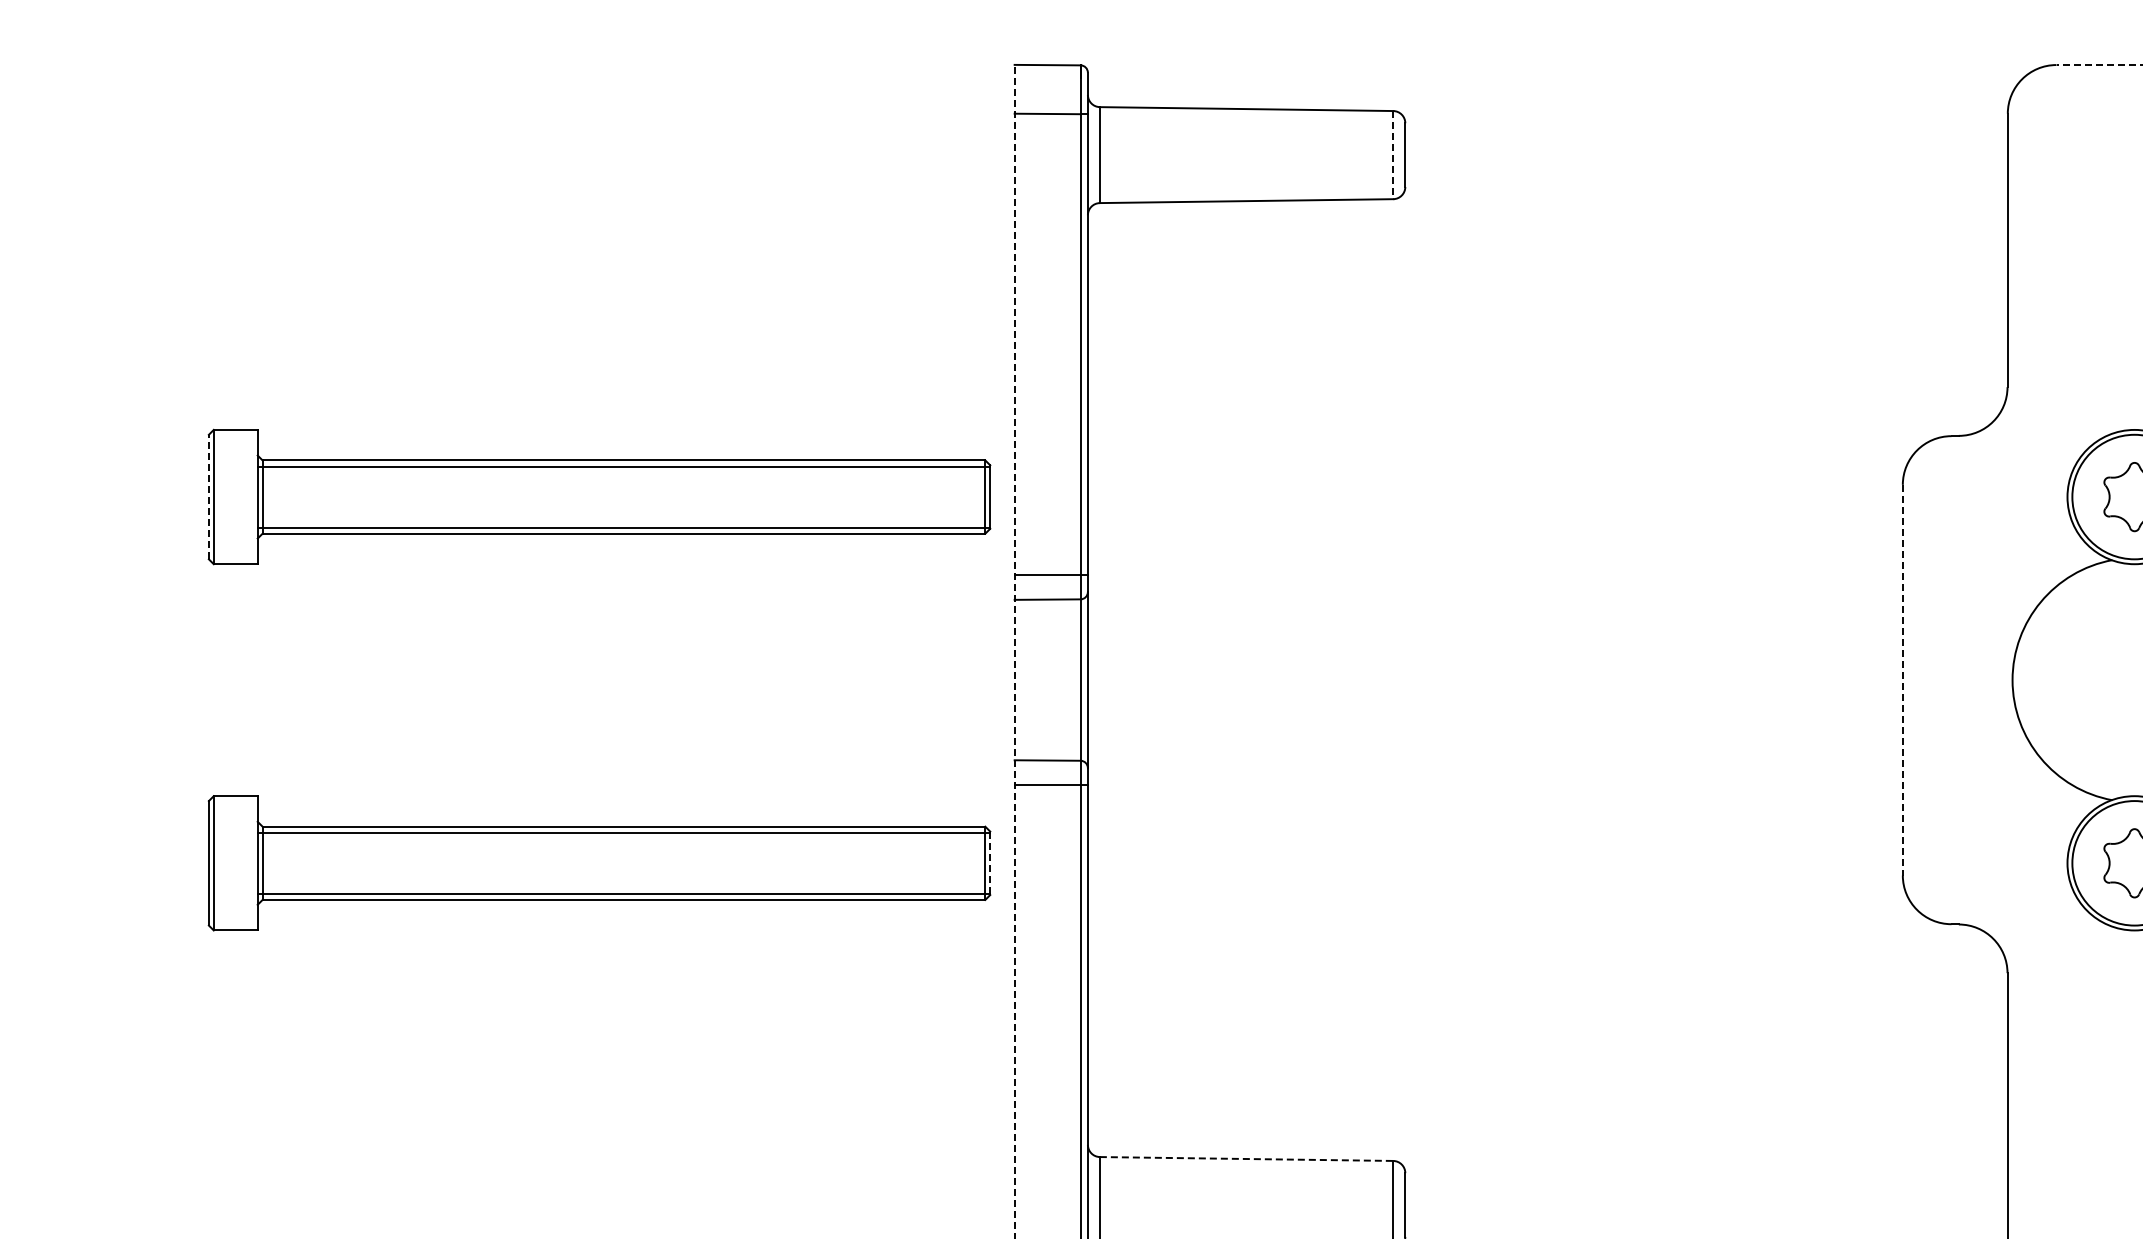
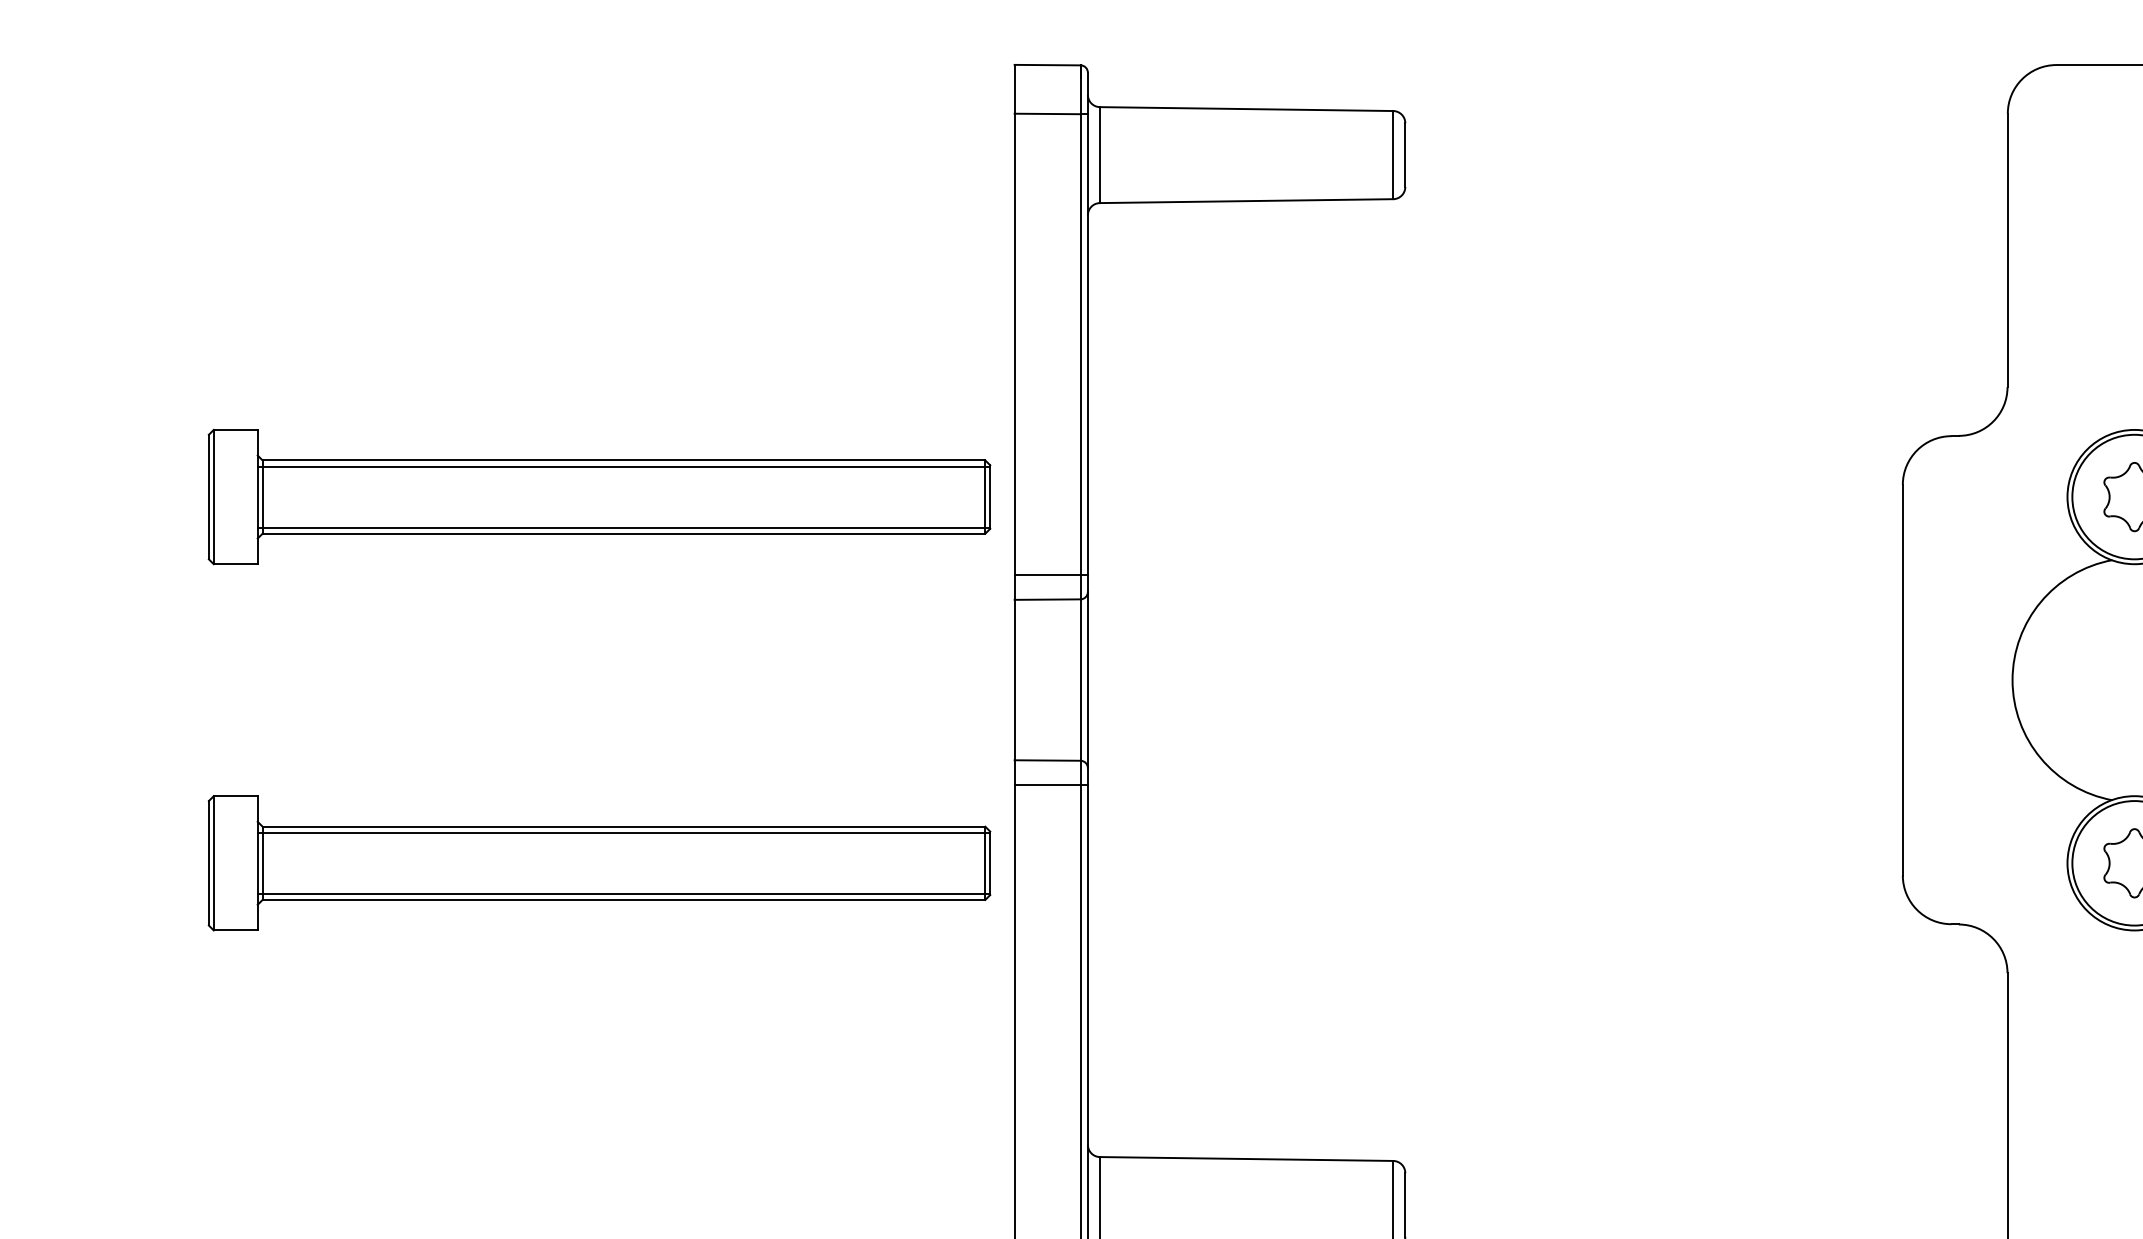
line: dashed -> solid (2099, 64)
line: dashed -> solid (1393, 155)
line: dashed -> solid (208, 496)
line: dashed -> solid (1014, 651)
line: dashed -> solid (1902, 680)
line: dashed -> solid (990, 863)
line: dashed -> solid (1246, 1159)
